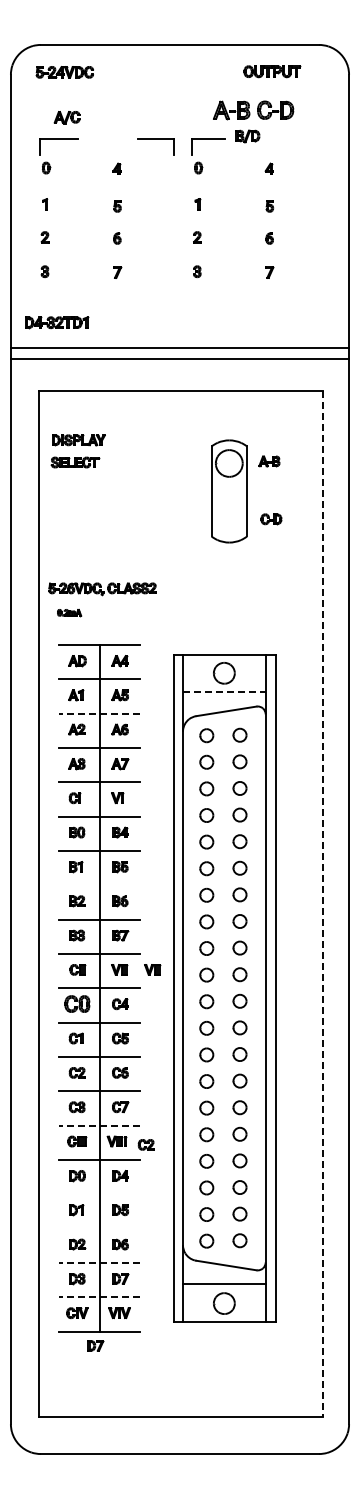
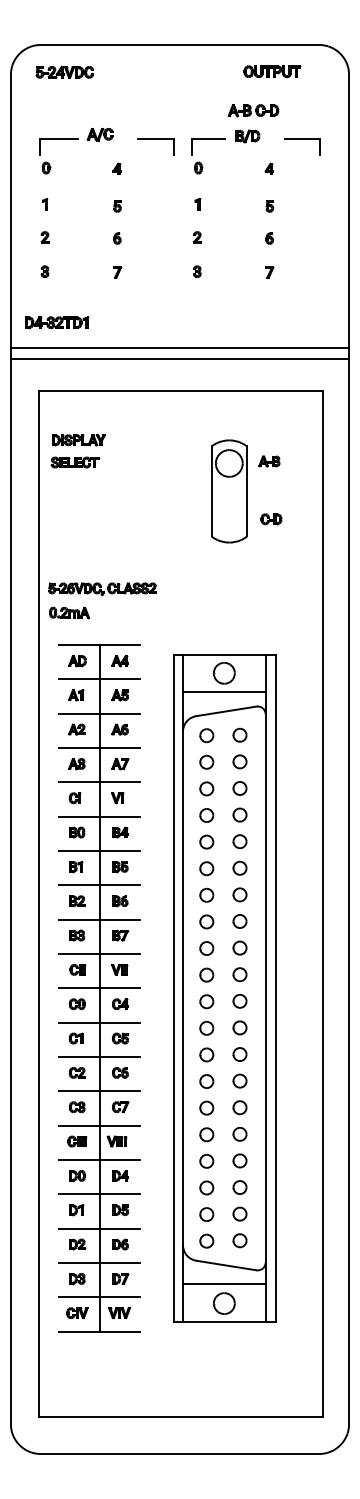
part size: 82x21 px -> 53x14 px (253, 110)
part position: (66, 117) -> (99, 134) (99, 134)
part: none -> present (302, 139)
part size: 26x10 px -> 41x14 px (69, 612)
line: dashed -> solid (224, 692)
line: dashed -> solid (99, 713)
line: none -> present (99, 885)
line: dashed -> solid (322, 903)
part: present -> none (152, 969)
part size: 27x18 px -> 18x13 px (76, 1004)
line: dashed -> solid (99, 1125)
part: present -> none (145, 1144)
line: none -> present (99, 1194)
line: none -> present (99, 1228)
line: dashed -> solid (99, 1262)
line: dashed -> solid (99, 1297)
part: present -> none (95, 1345)
